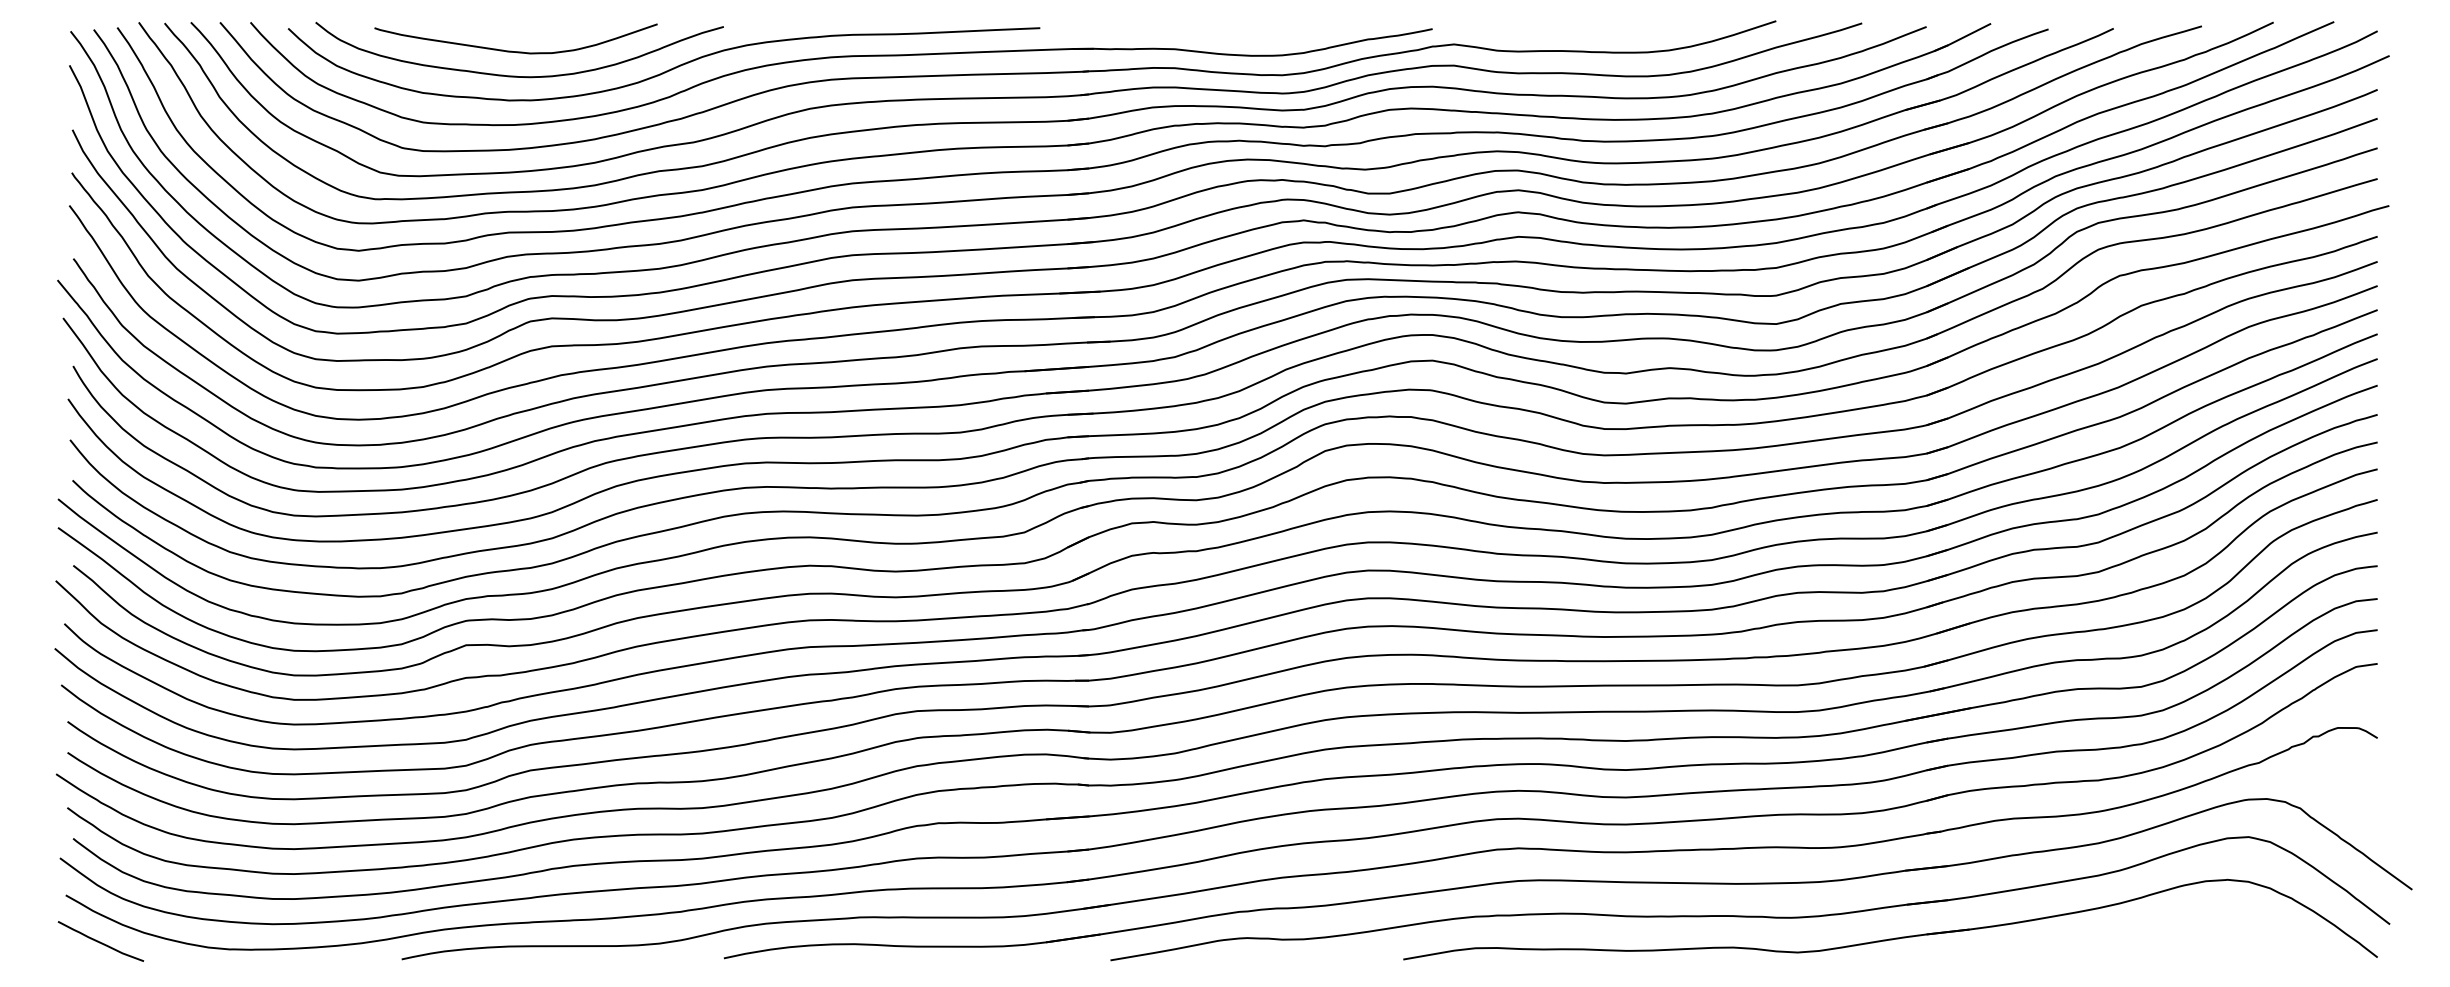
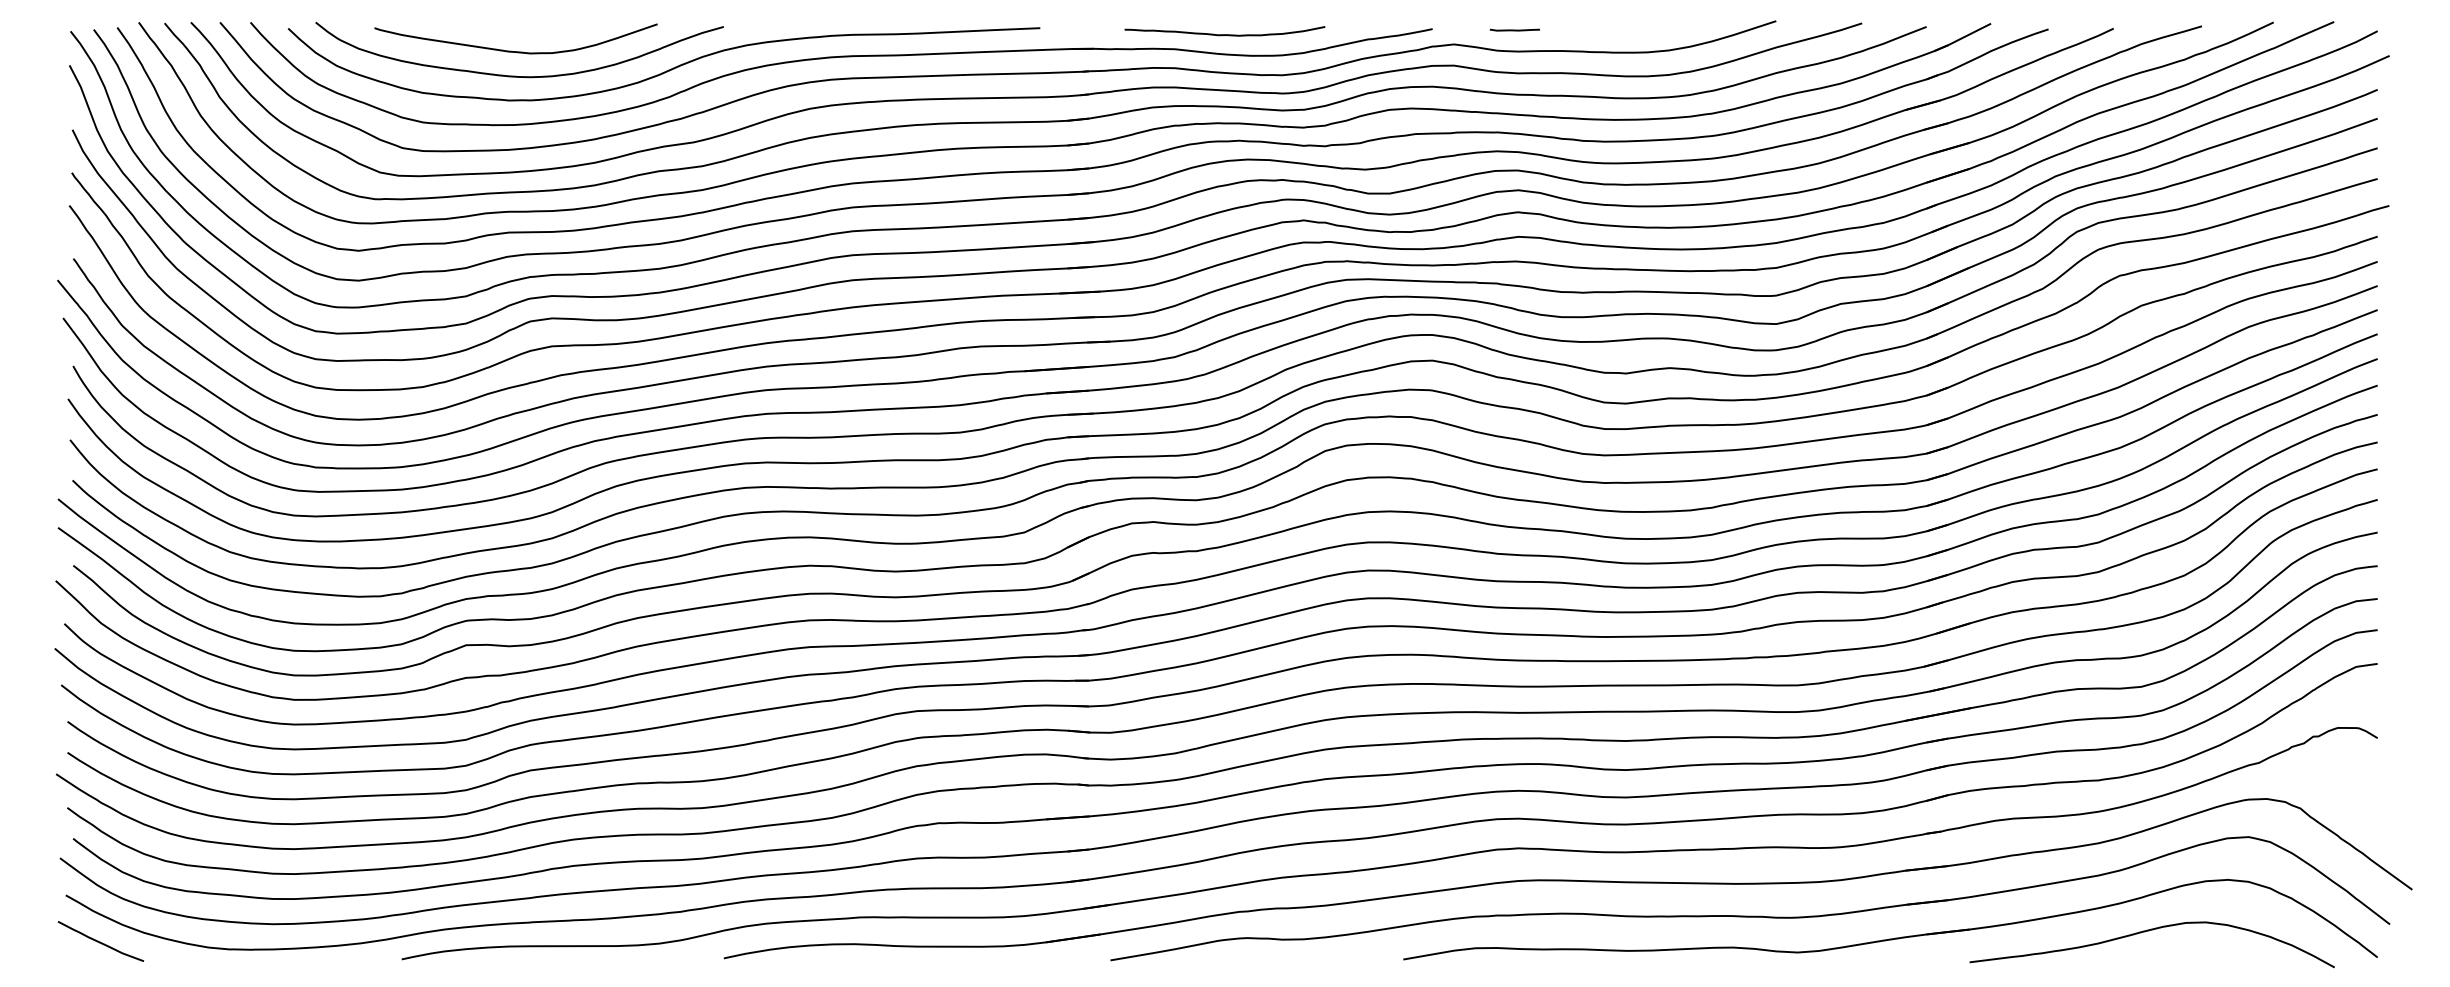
line: none -> present (1514, 29)
curve: none -> present (1224, 34)
curve: none -> present (2149, 931)
